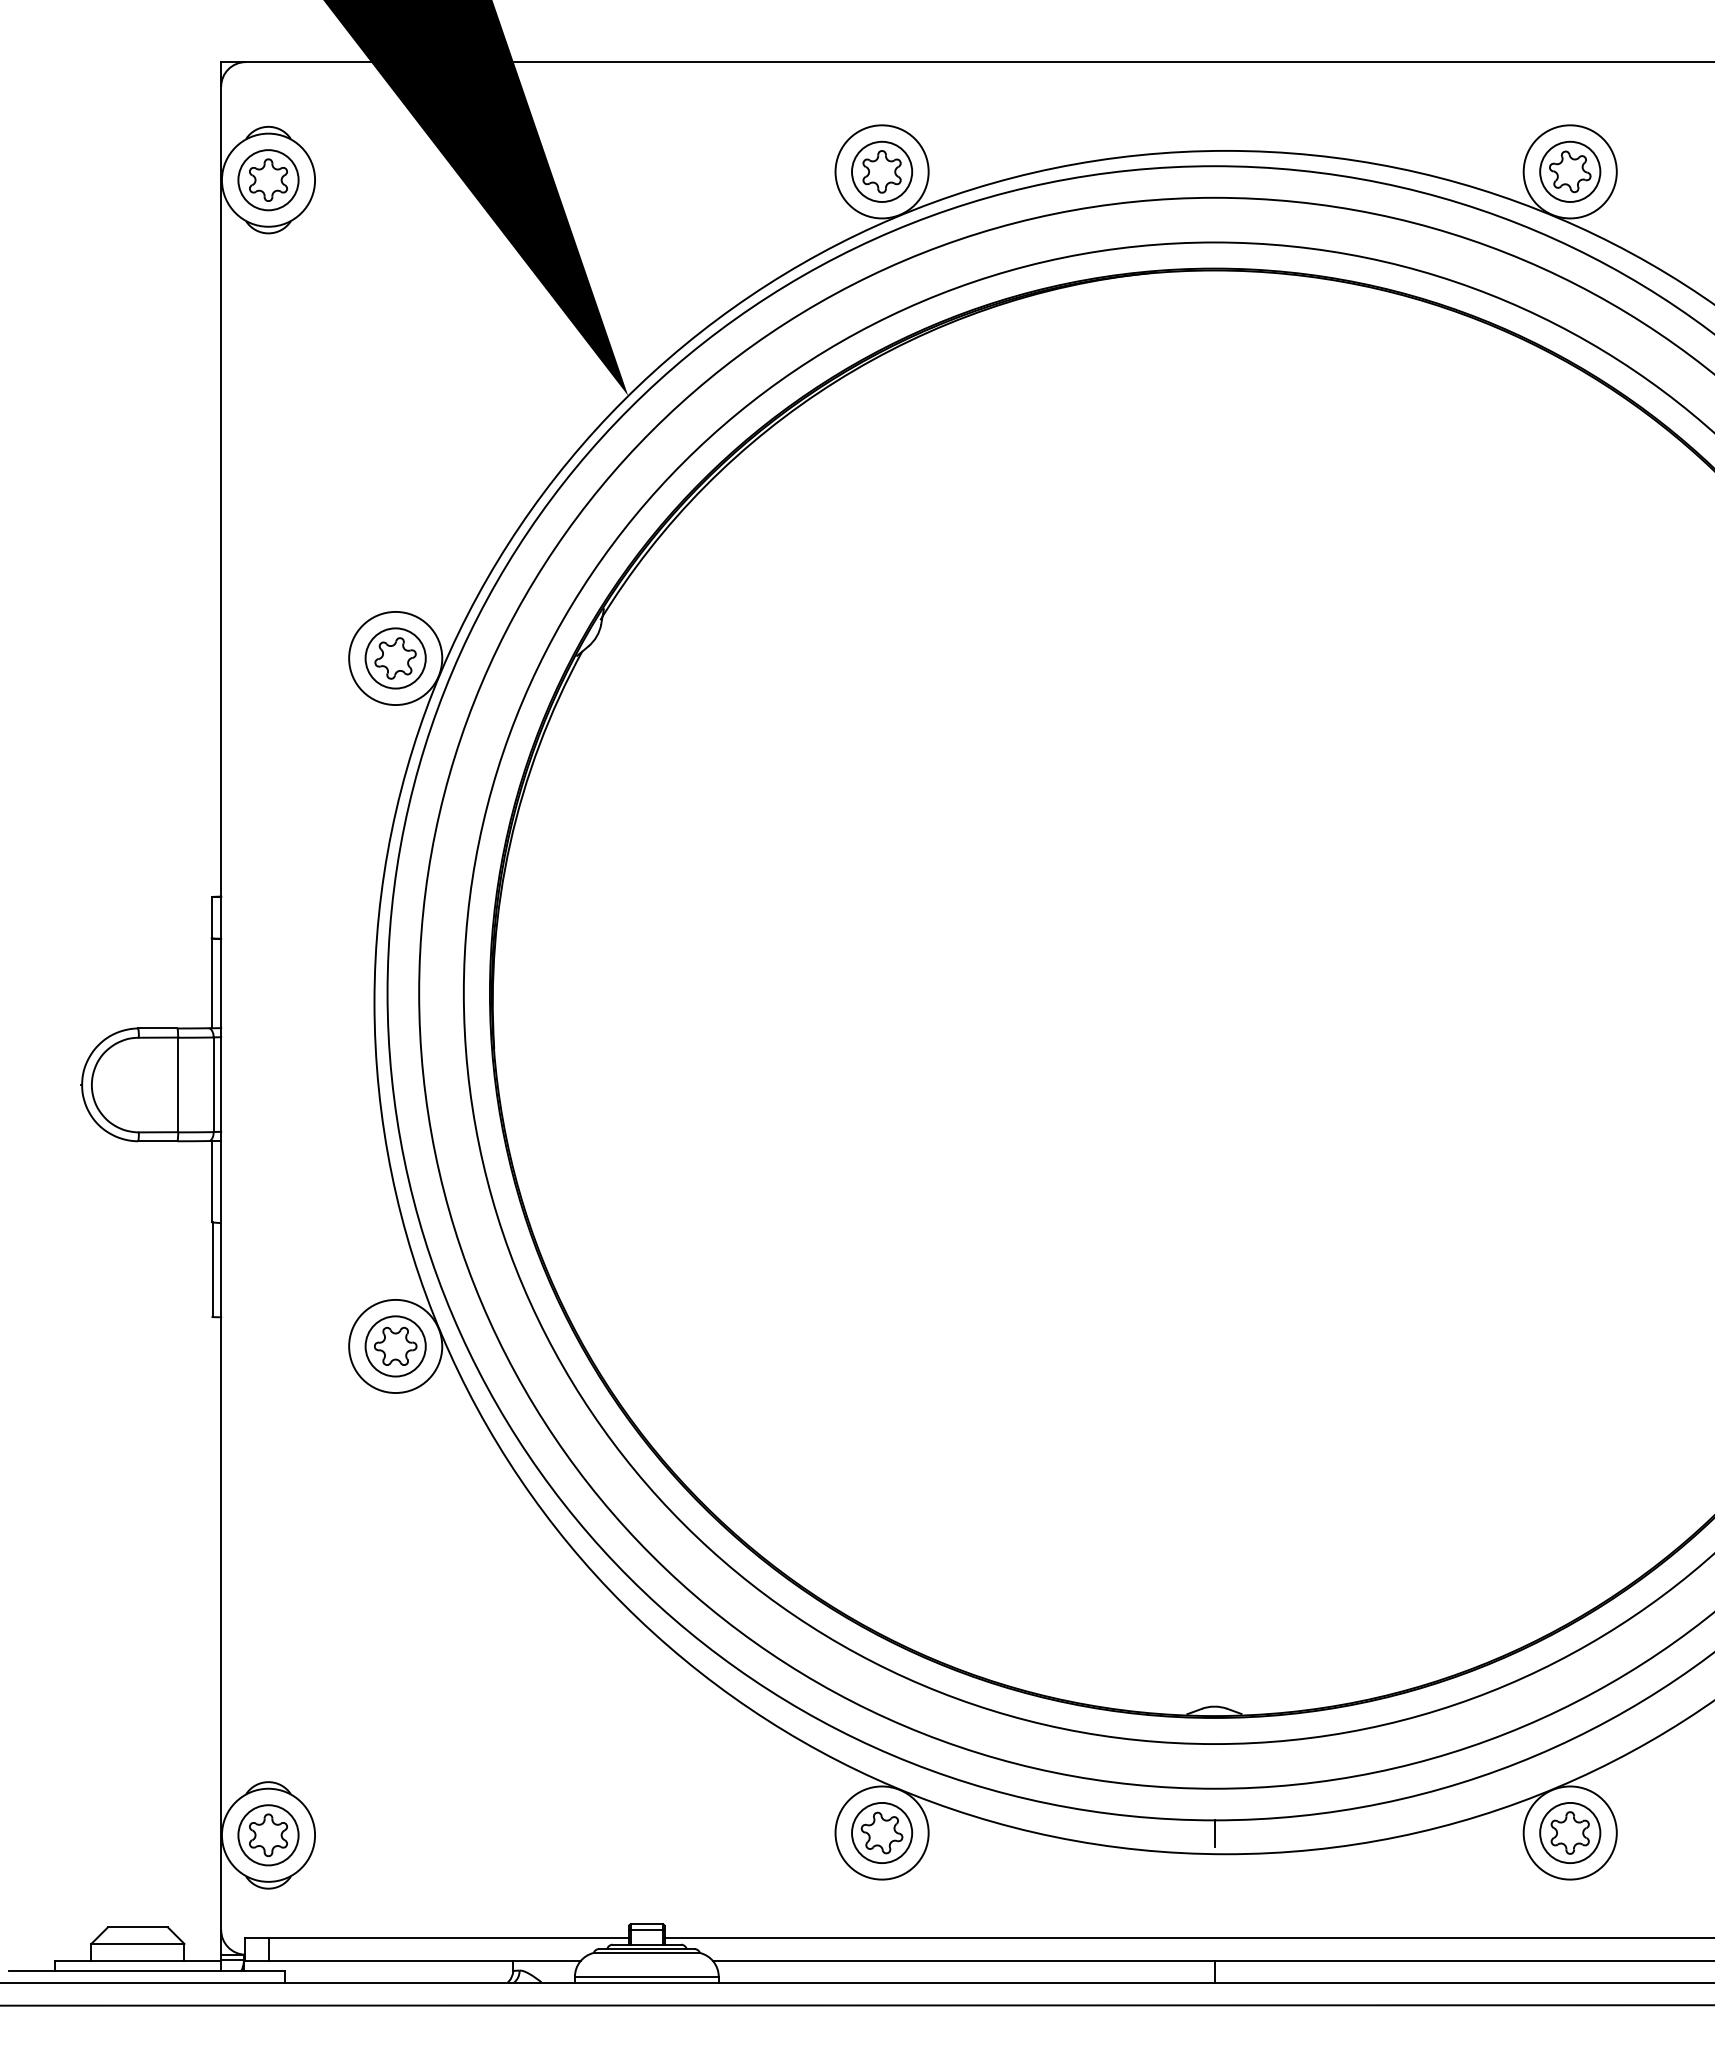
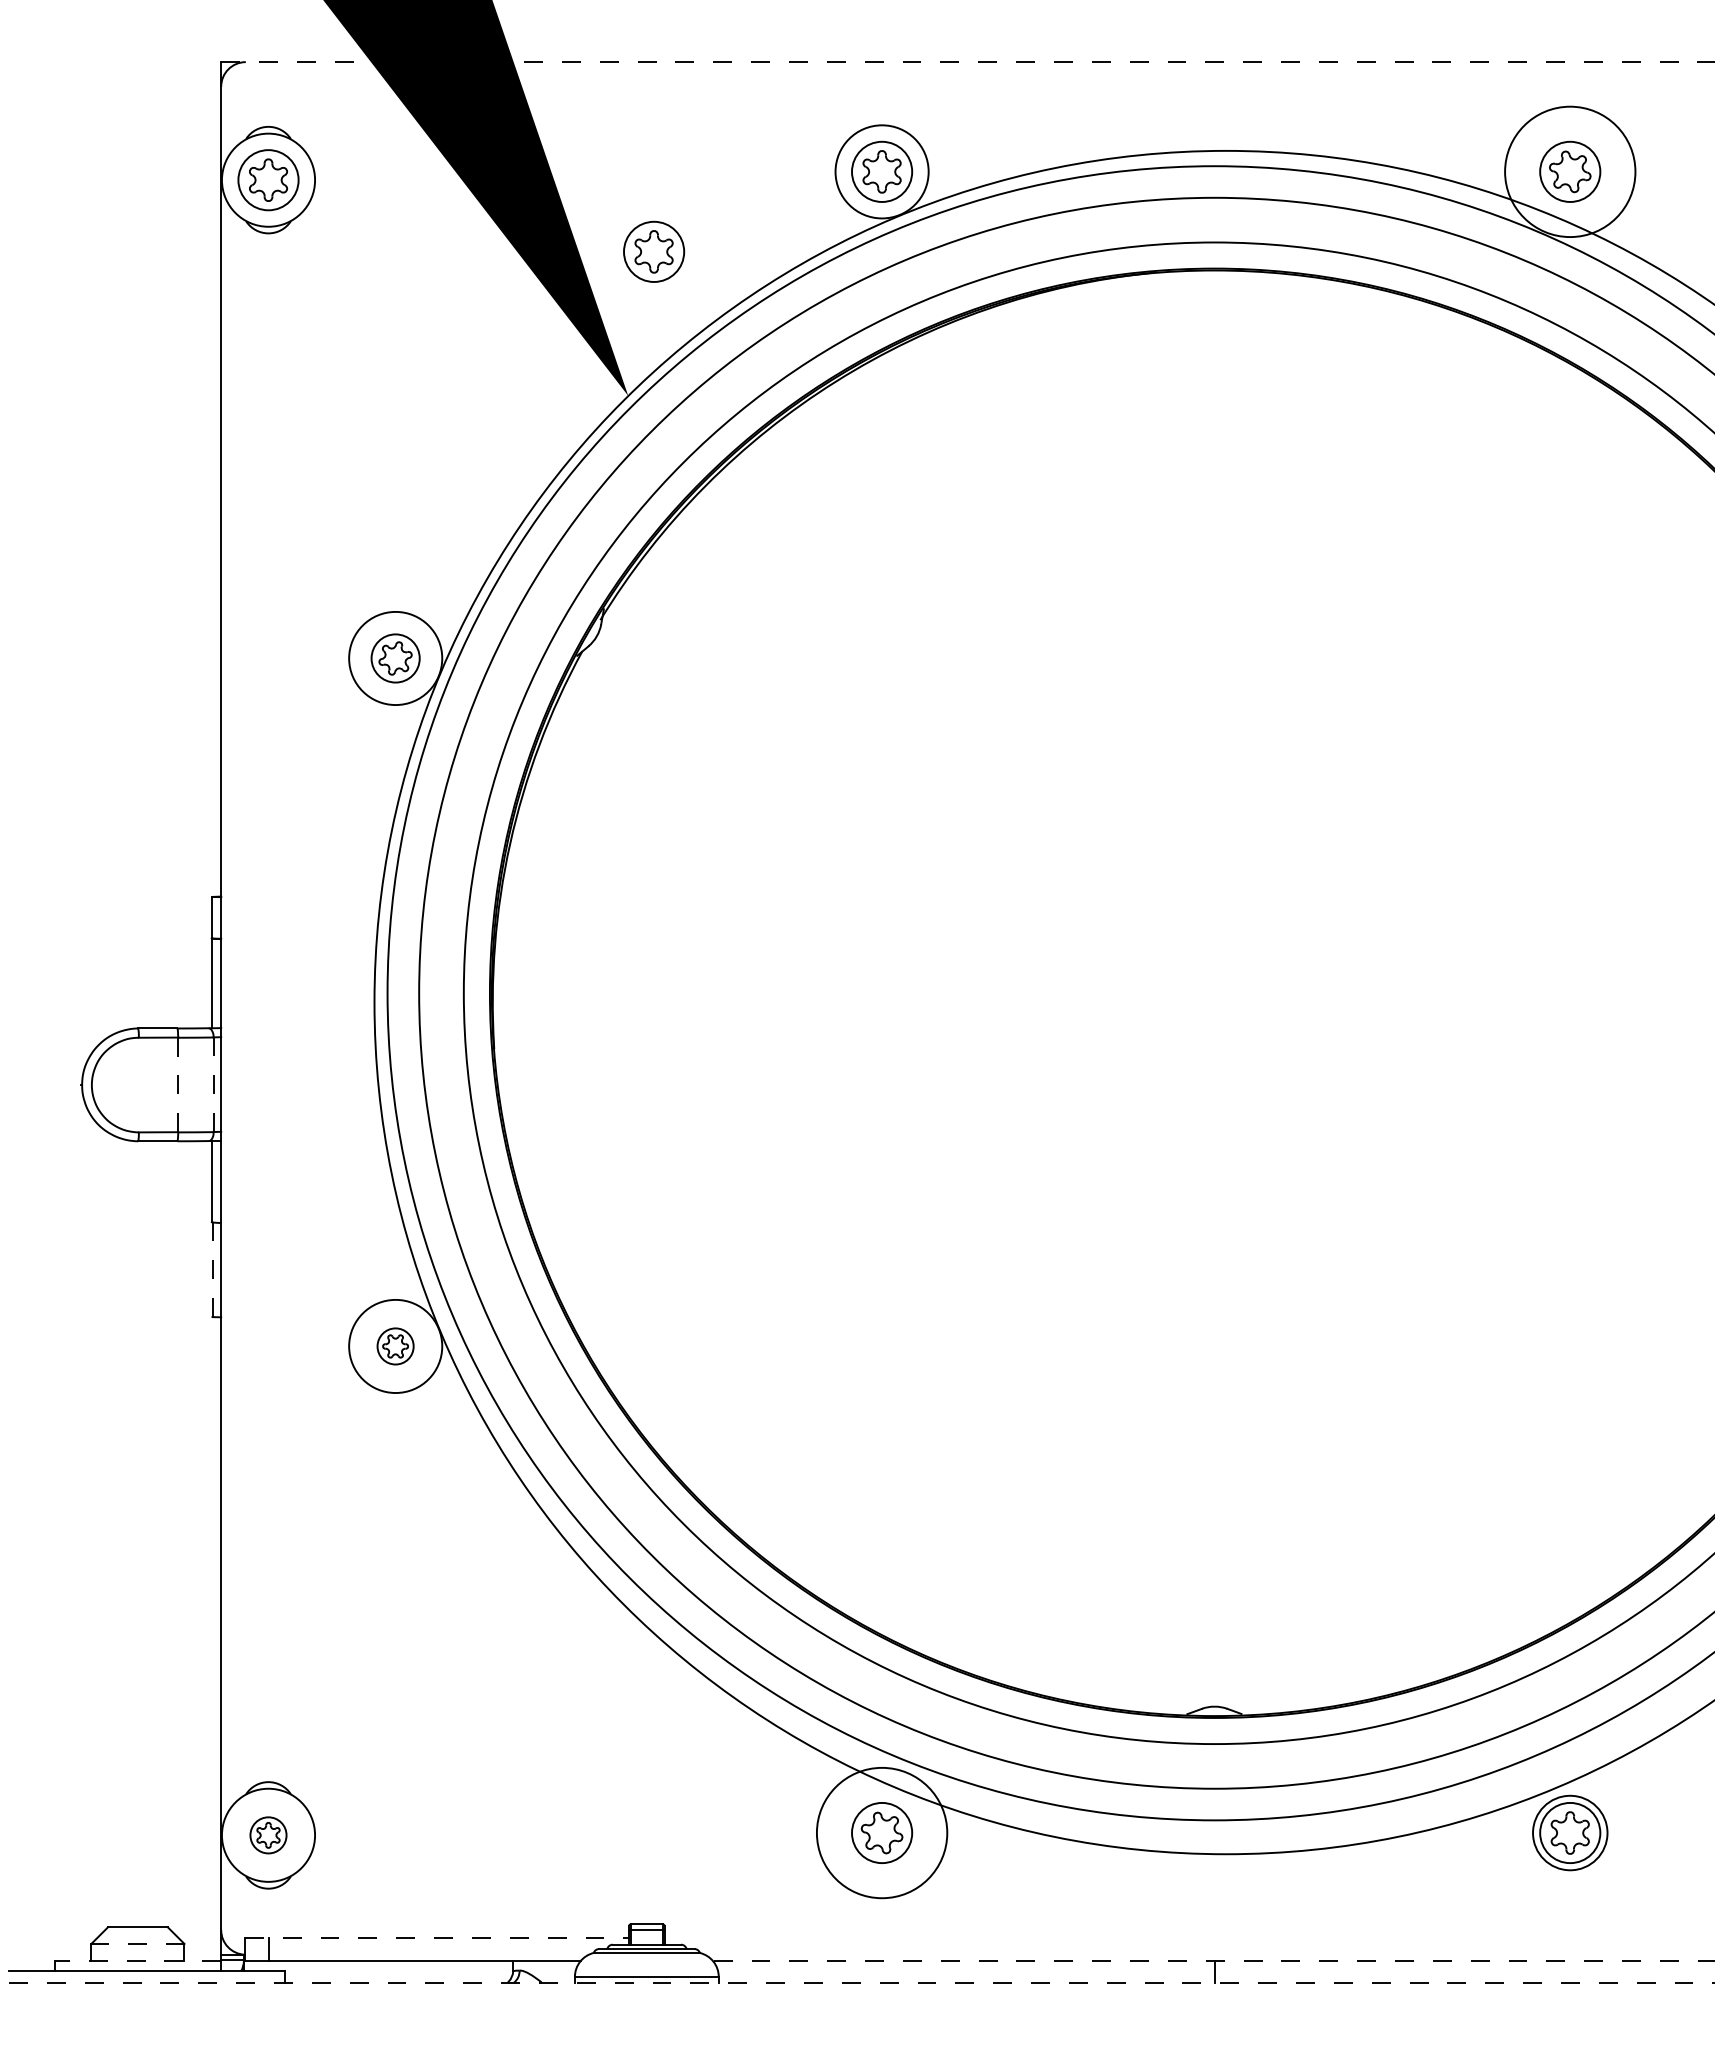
line: solid -> dashed (967, 62)
circle diameter: 93 px -> 130 px (1570, 171)
part: none -> present (654, 251)
part size: 63x63 px -> 51x51 px (395, 658)
line: solid -> dashed (178, 1084)
line: solid -> dashed (213, 1084)
line: solid -> dashed (212, 1269)
part size: 63x63 px -> 39x39 px (395, 1346)
circle diameter: 93 px -> 130 px (881, 1832)
circle diameter: 93 px -> 74 px (1570, 1832)
line: present -> none (1214, 1833)
part size: 63x63 px -> 39x39 px (268, 1835)
line: solid -> dashed (437, 1937)
line: present -> none (1187, 1937)
line: solid -> dashed (137, 1943)
line: solid -> dashed (137, 1960)
line: solid -> dashed (1213, 1960)
line: solid -> dashed (857, 1982)
line: present -> none (856, 2005)
